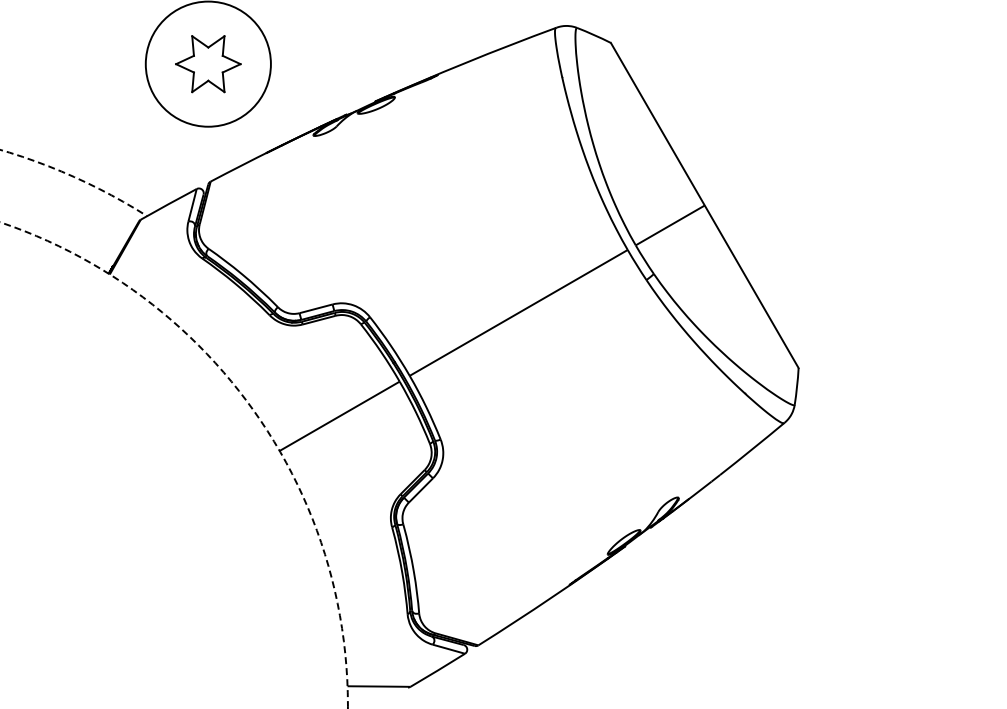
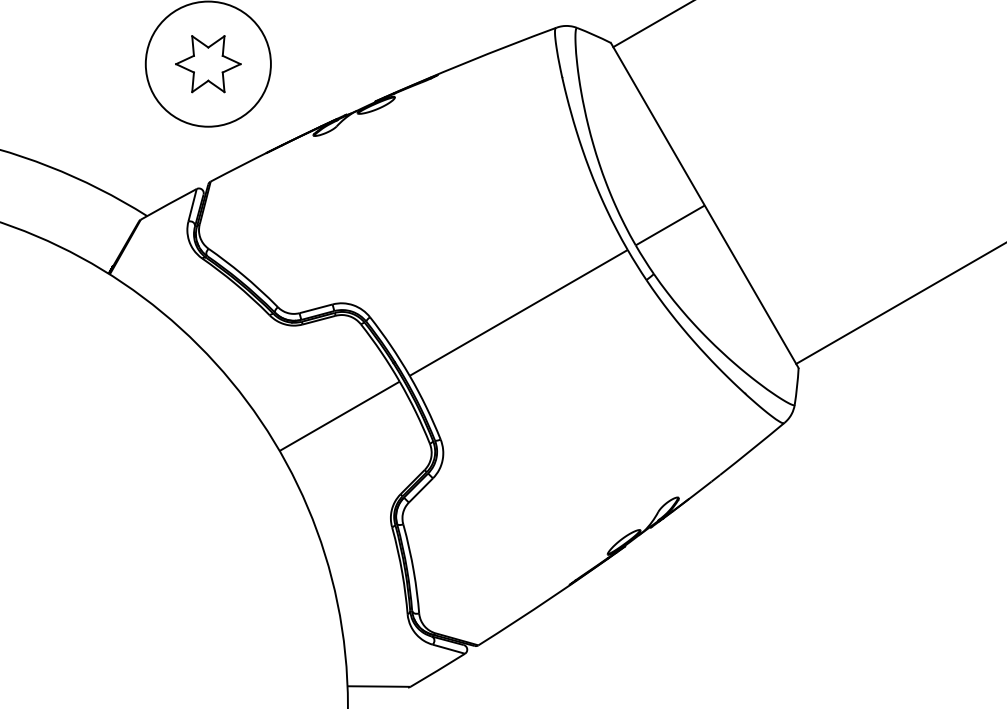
line: none -> present (652, 24)
arc: dashed -> solid (75, 177)
line: none -> present (899, 303)
circle: dashed -> solid (173, 465)
